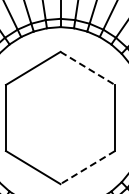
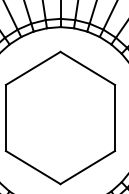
line: dashed -> solid (87, 68)
line: dashed -> solid (87, 167)
